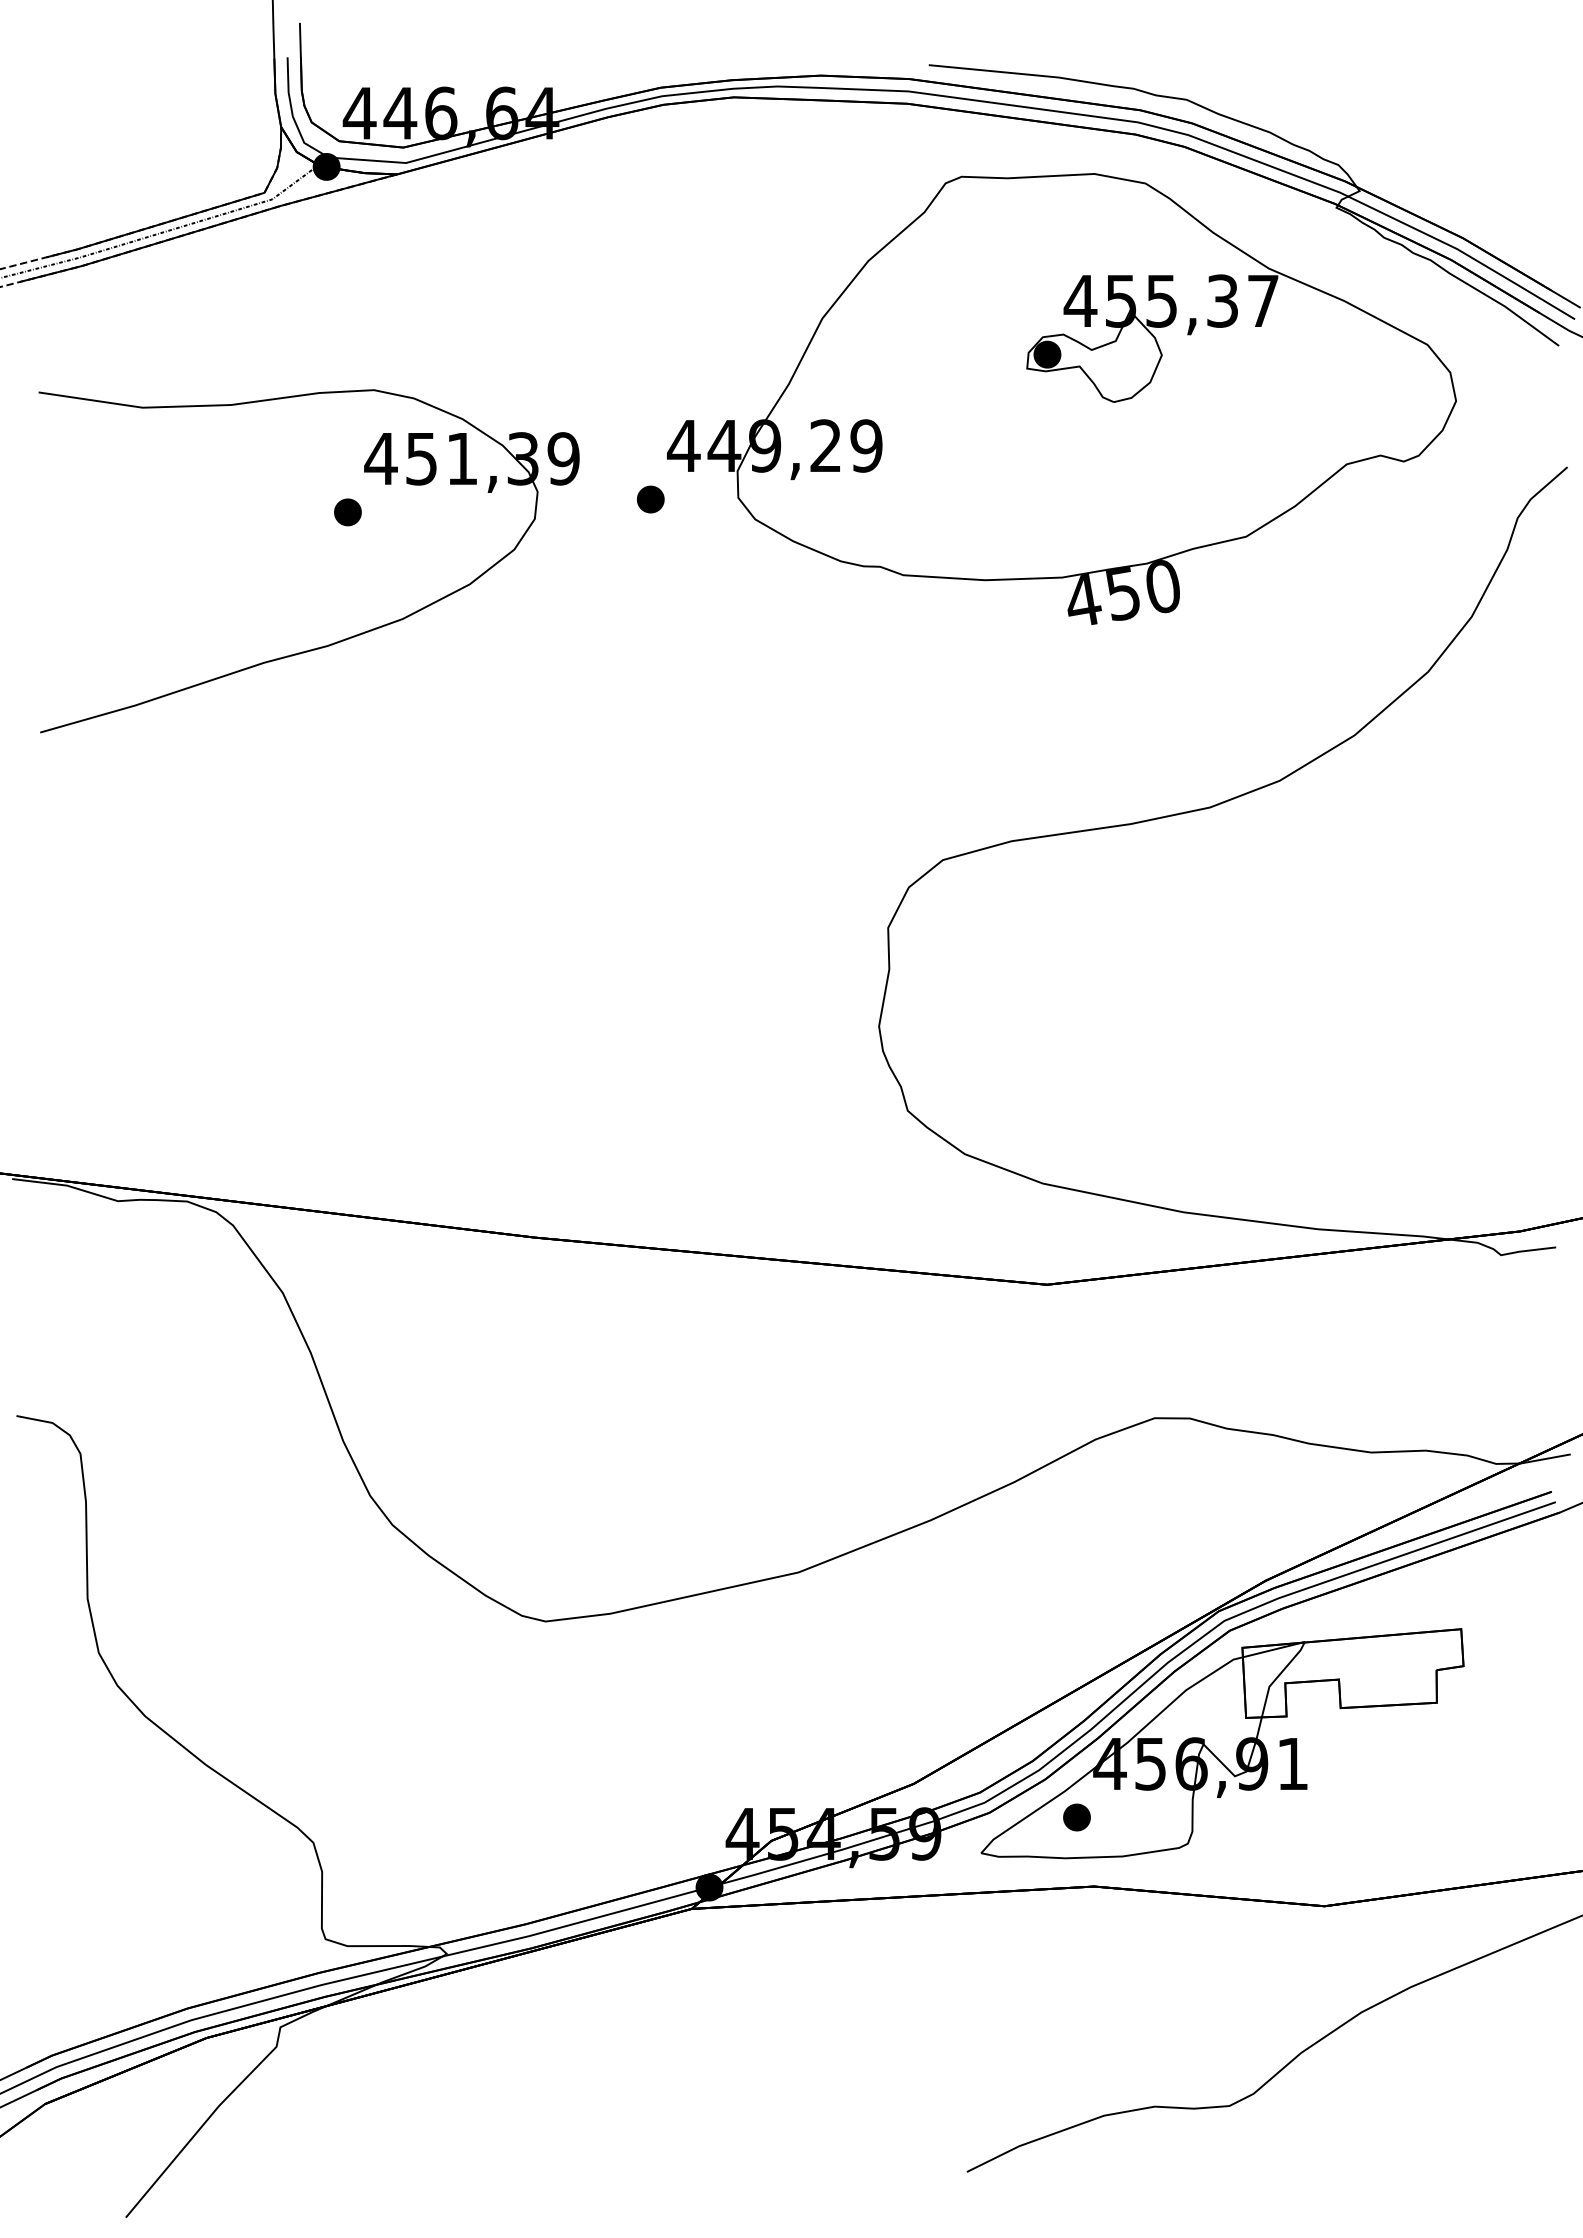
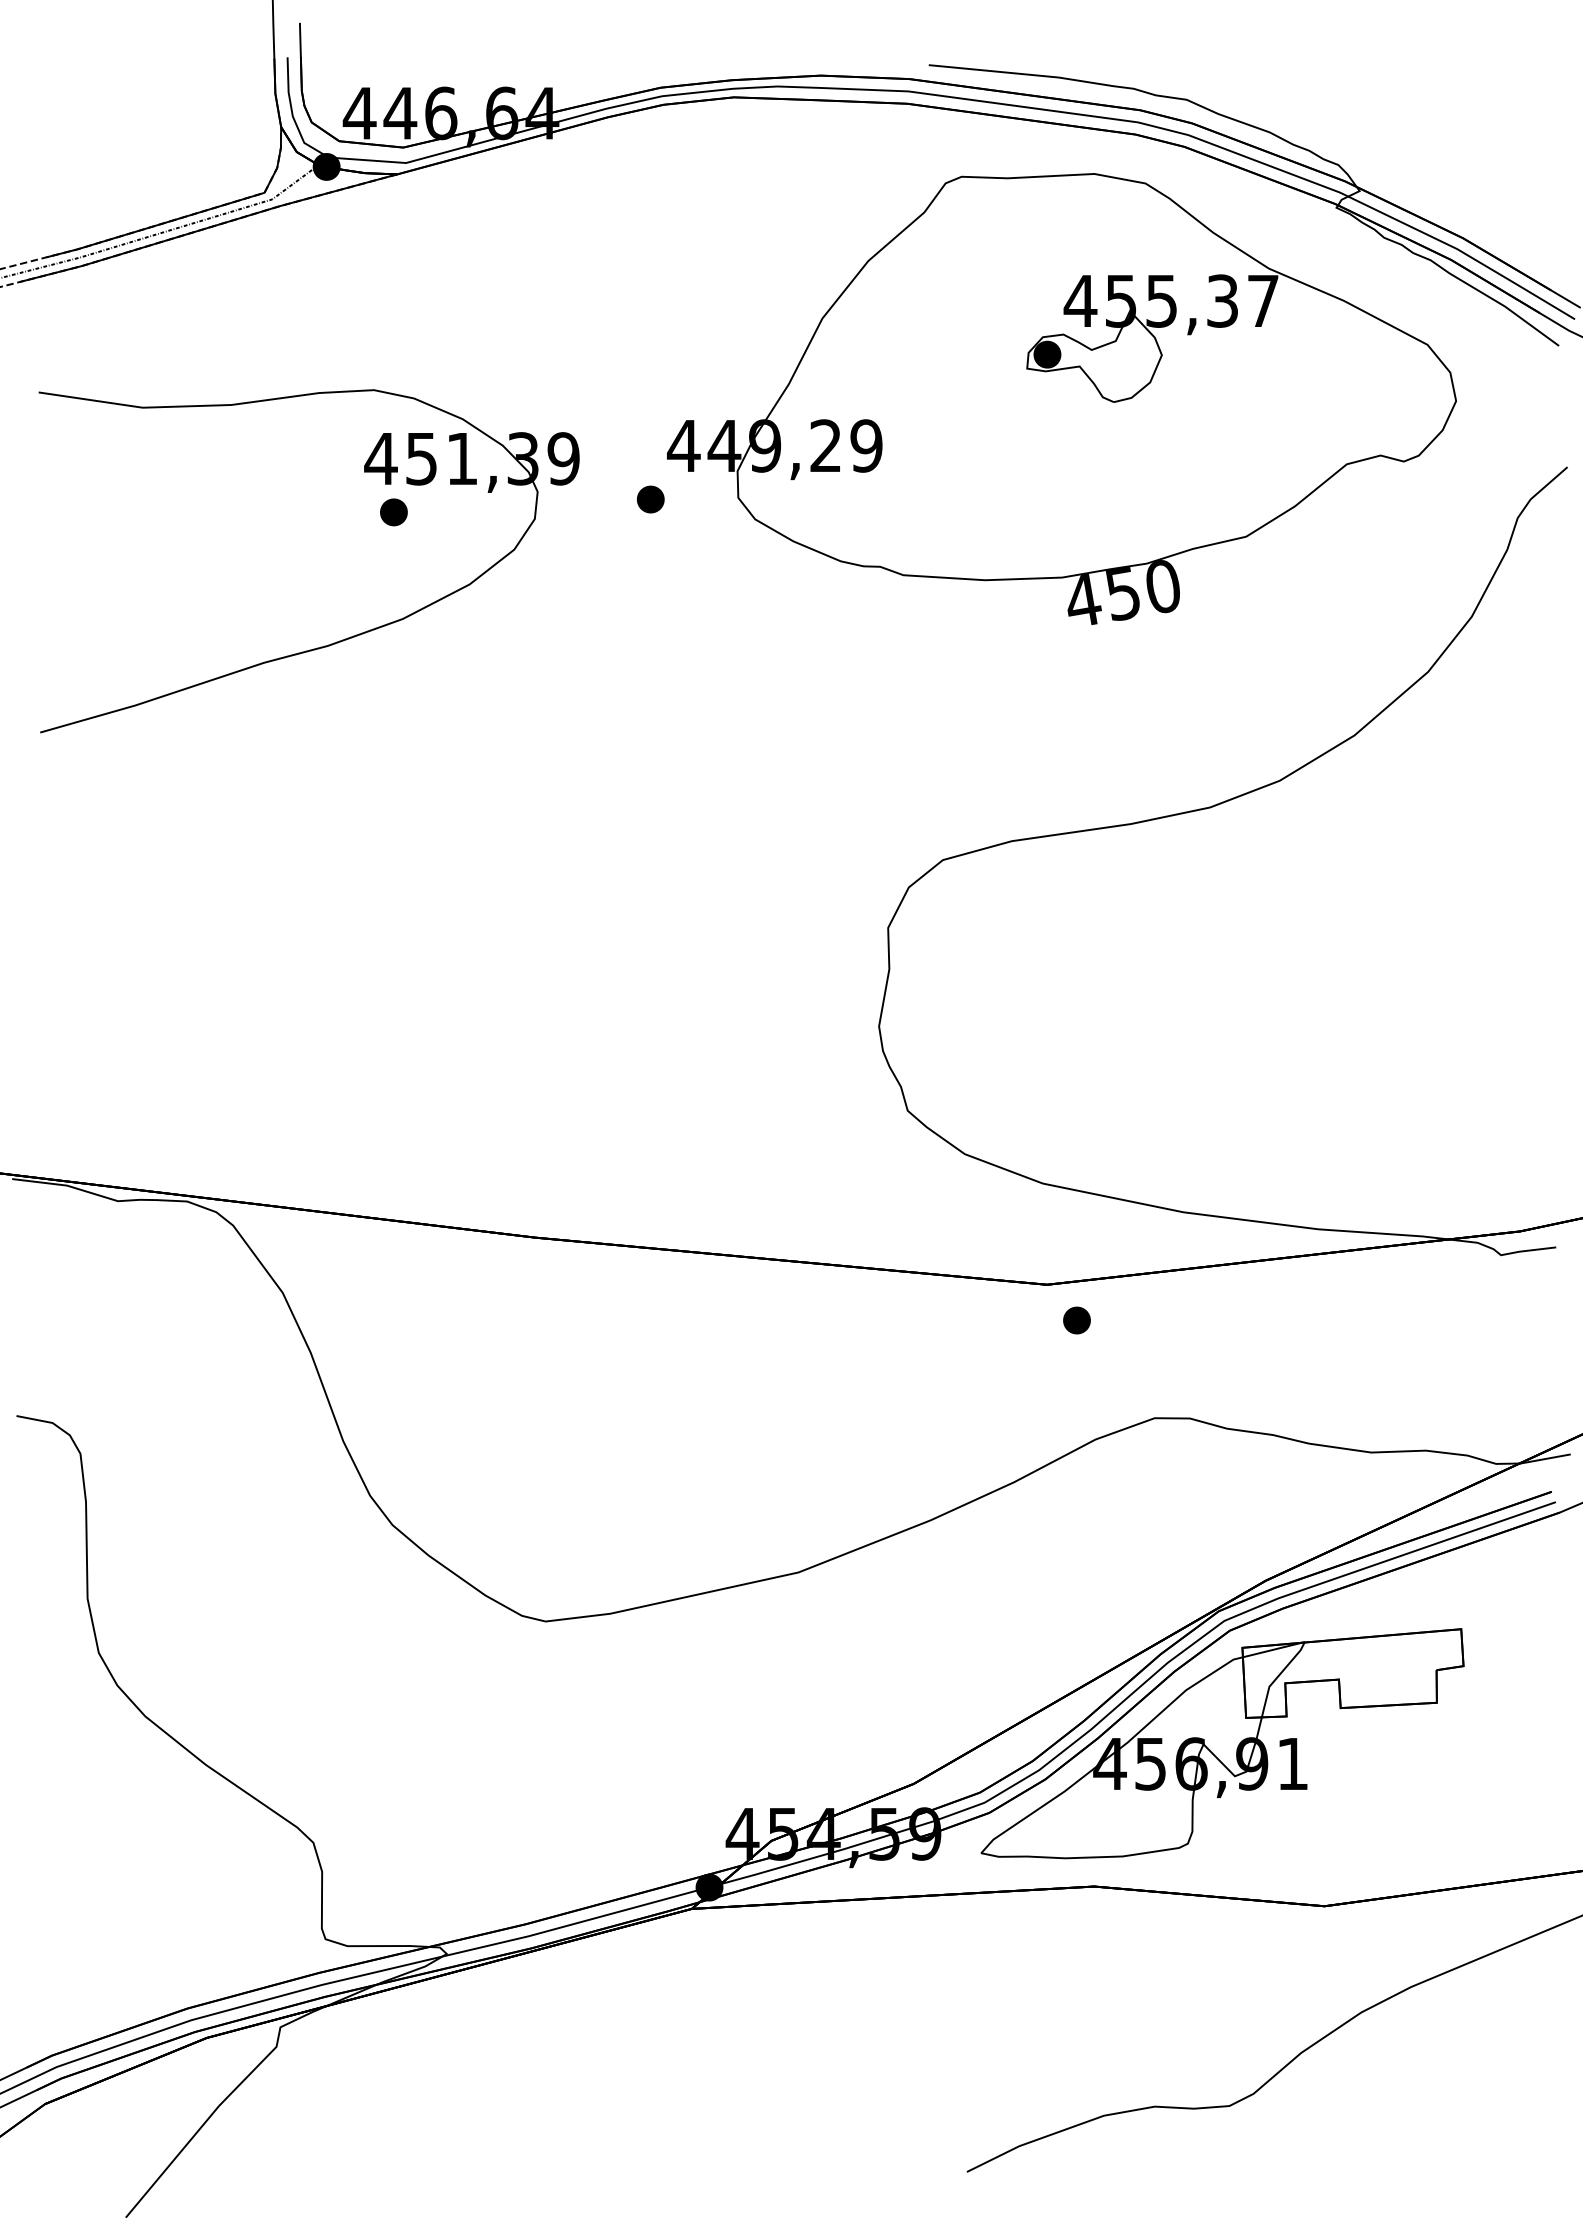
part position: (347, 512) -> (393, 512) (393, 512)
part position: (1076, 1817) -> (1076, 1320) (1076, 1320)
